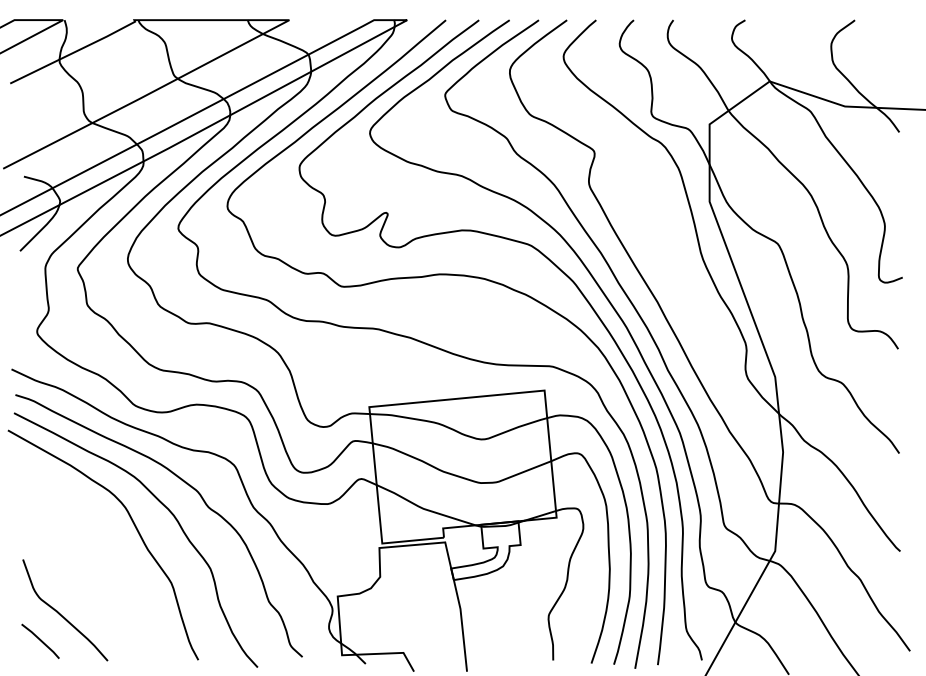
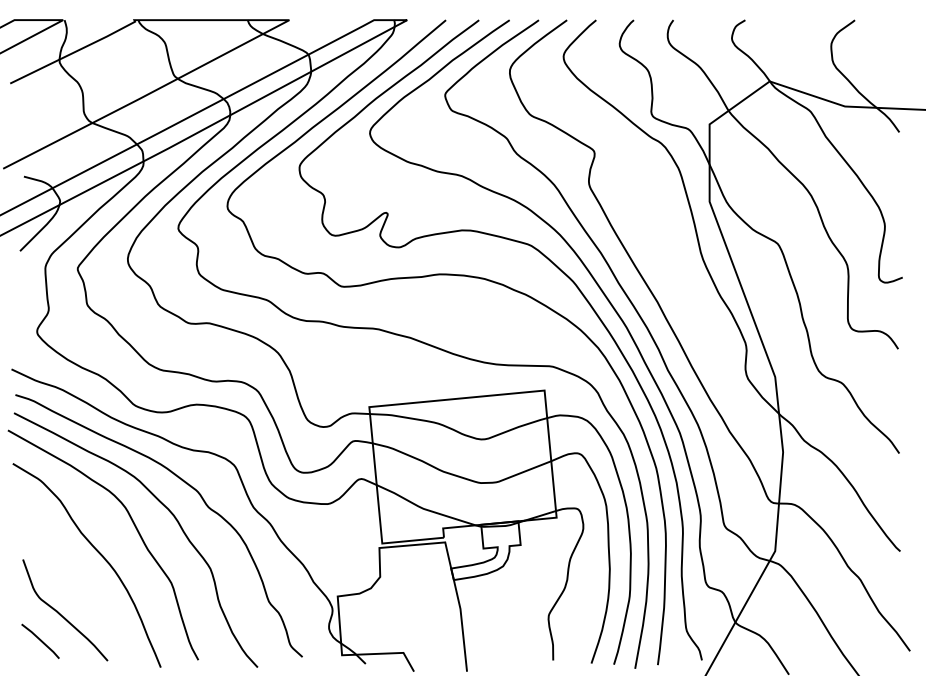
curve: none -> present (98, 553)
